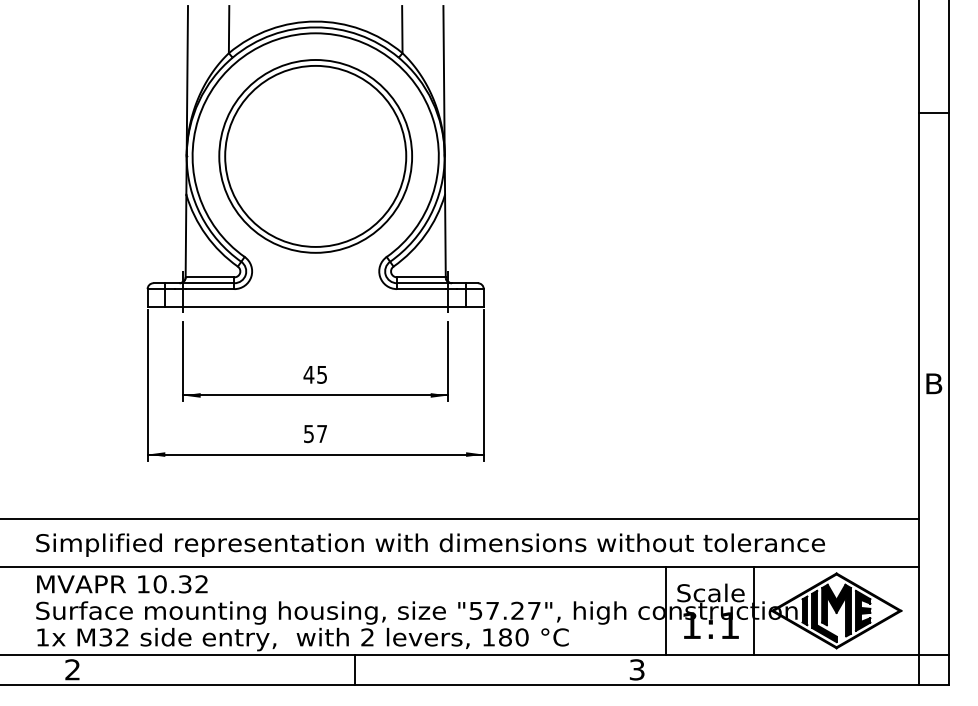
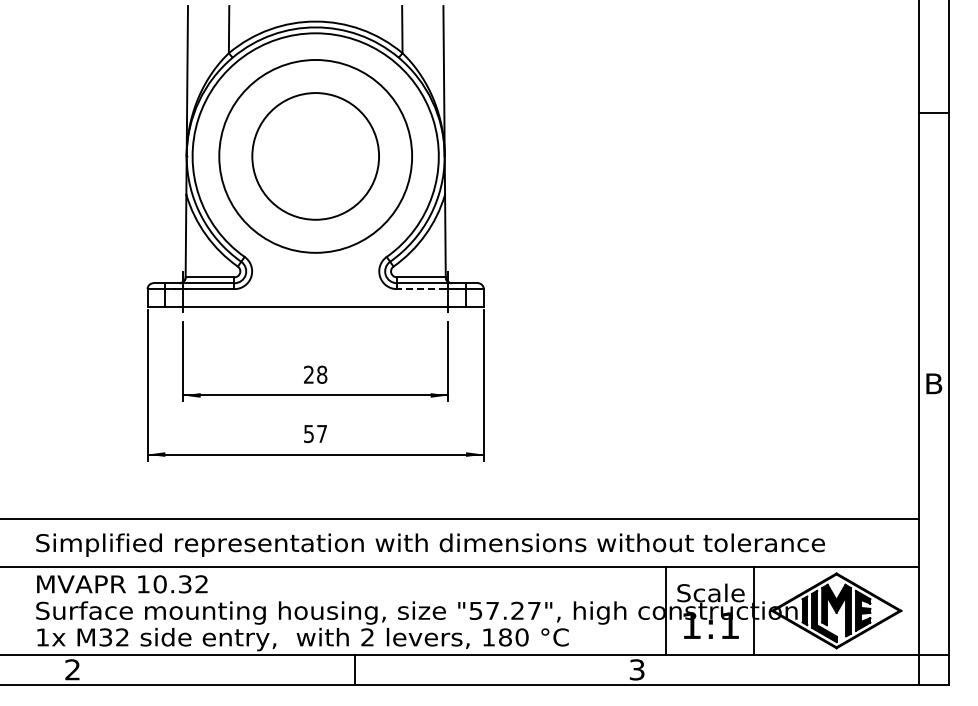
circle diameter: 181 px -> 127 px (315, 156)
line: solid -> dashed (420, 289)
text: 45 -> 28 (315, 374)
